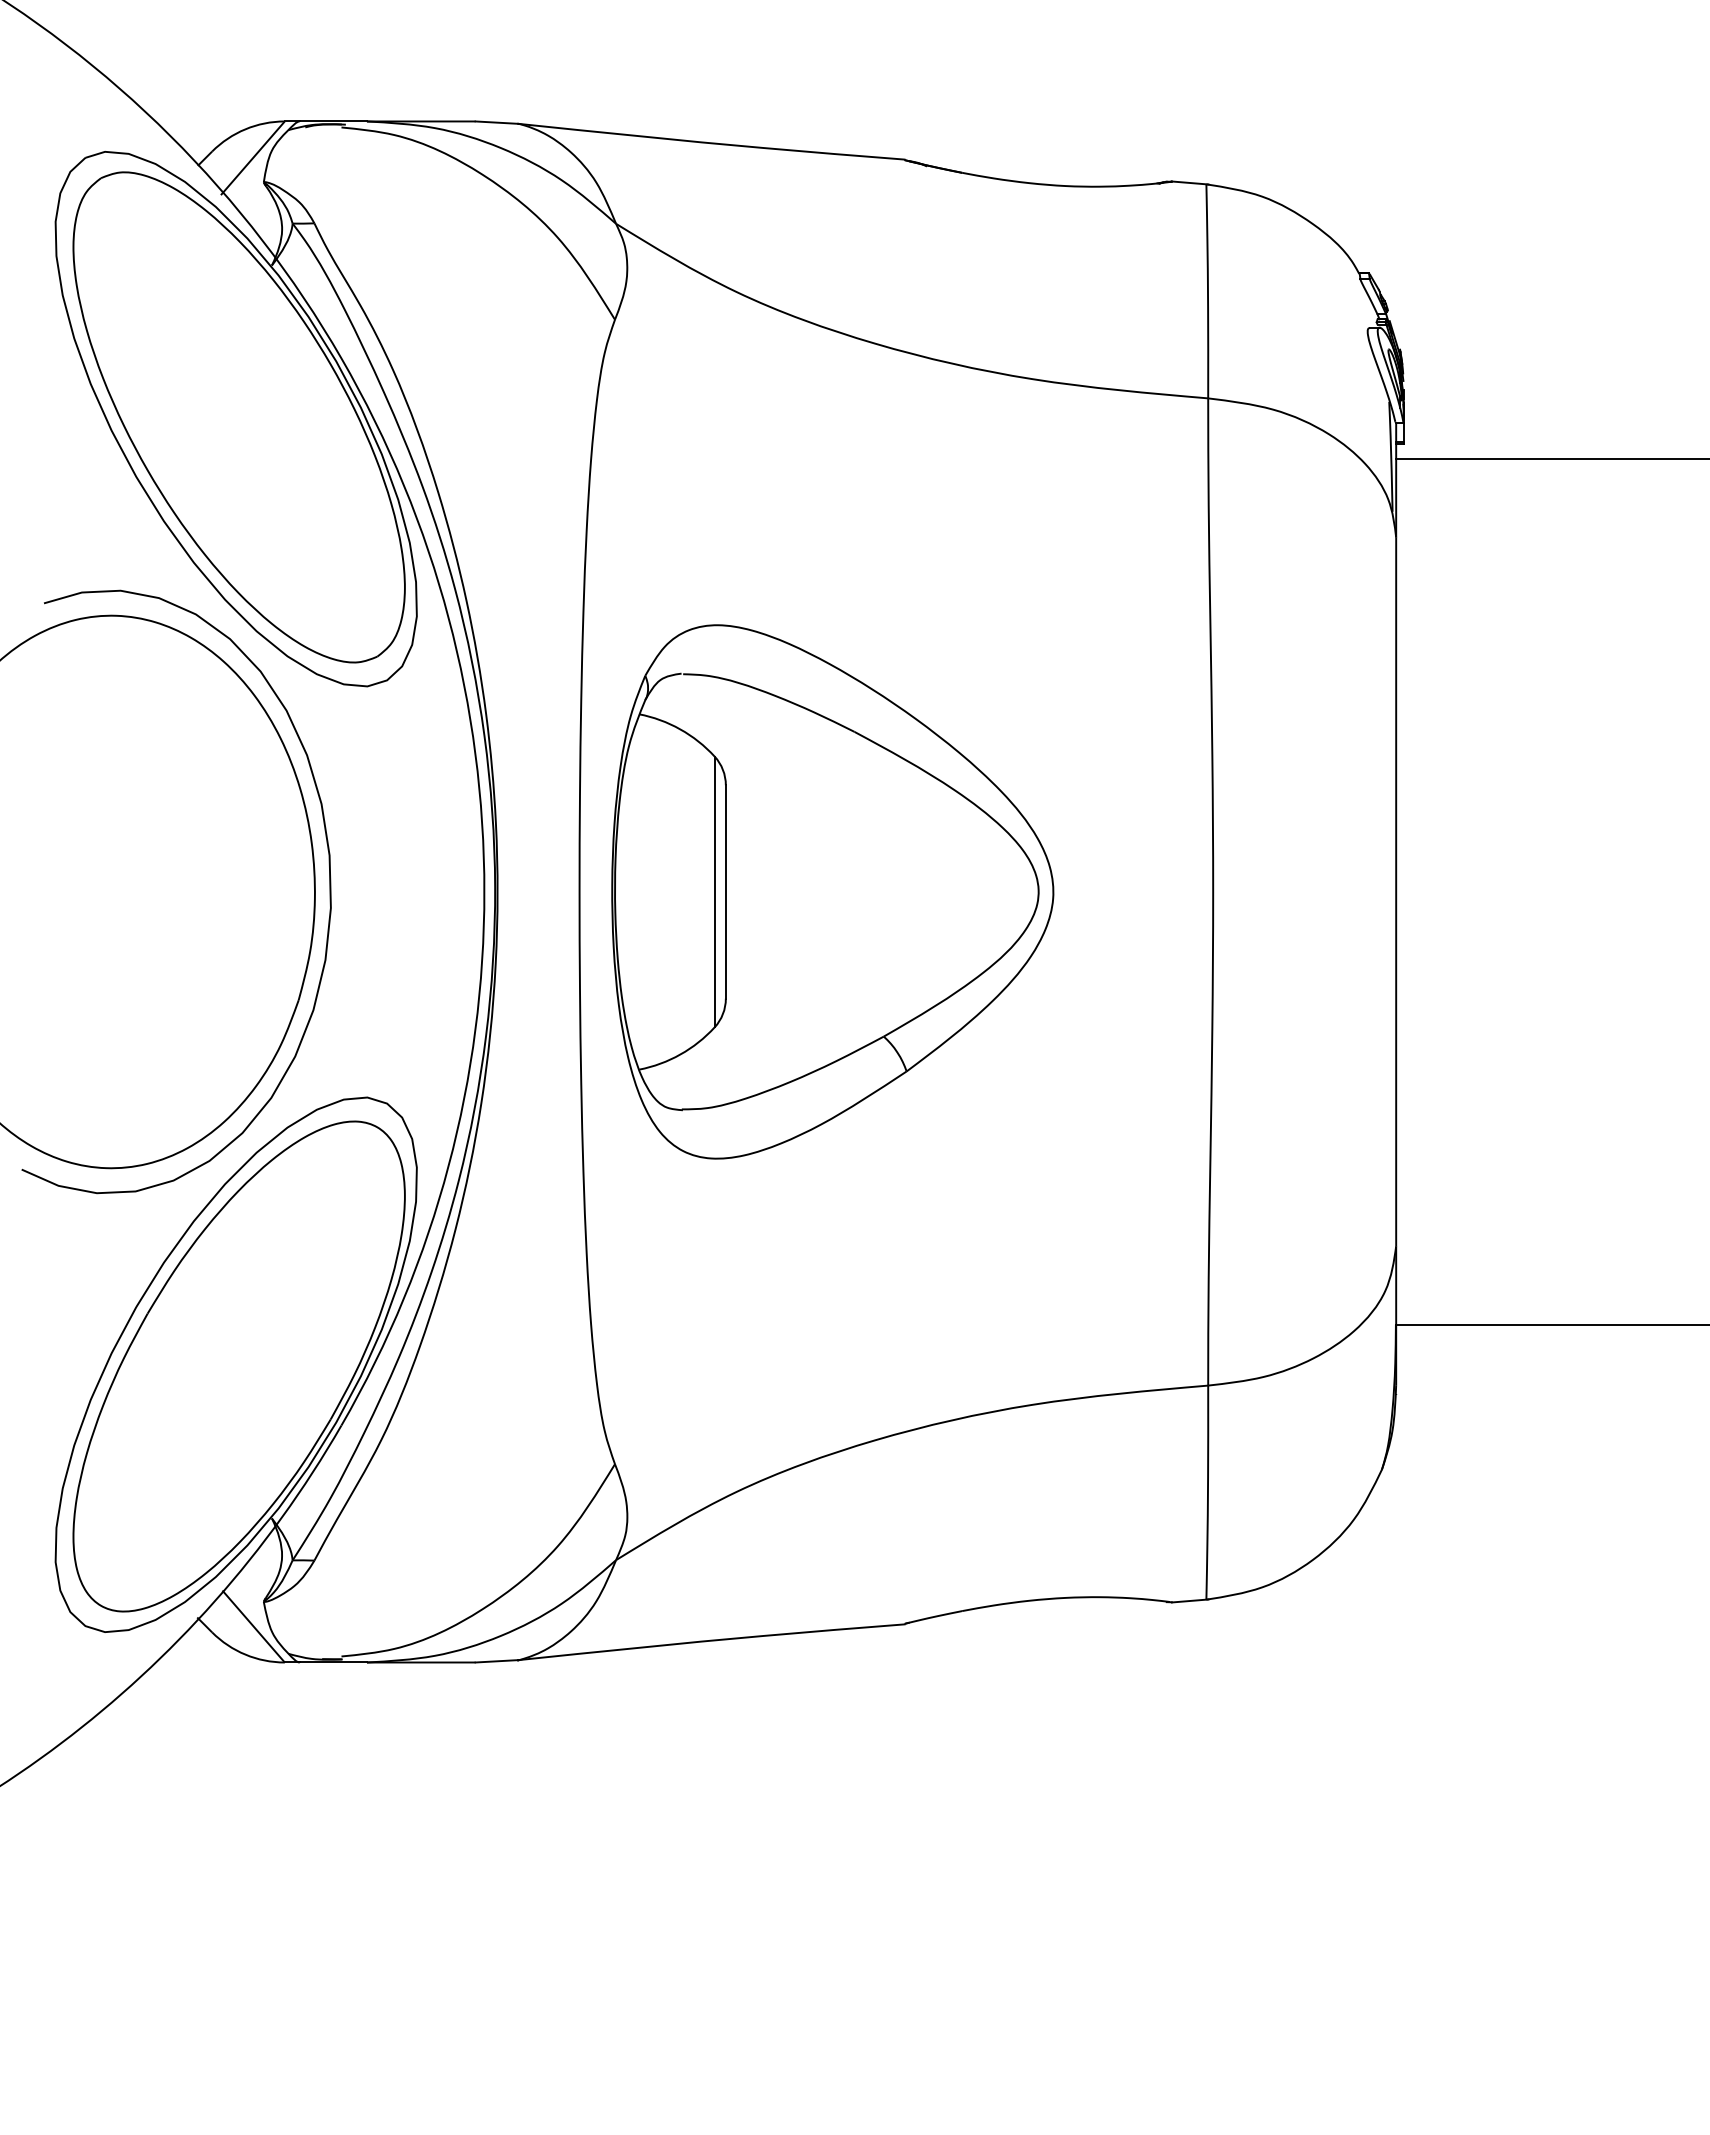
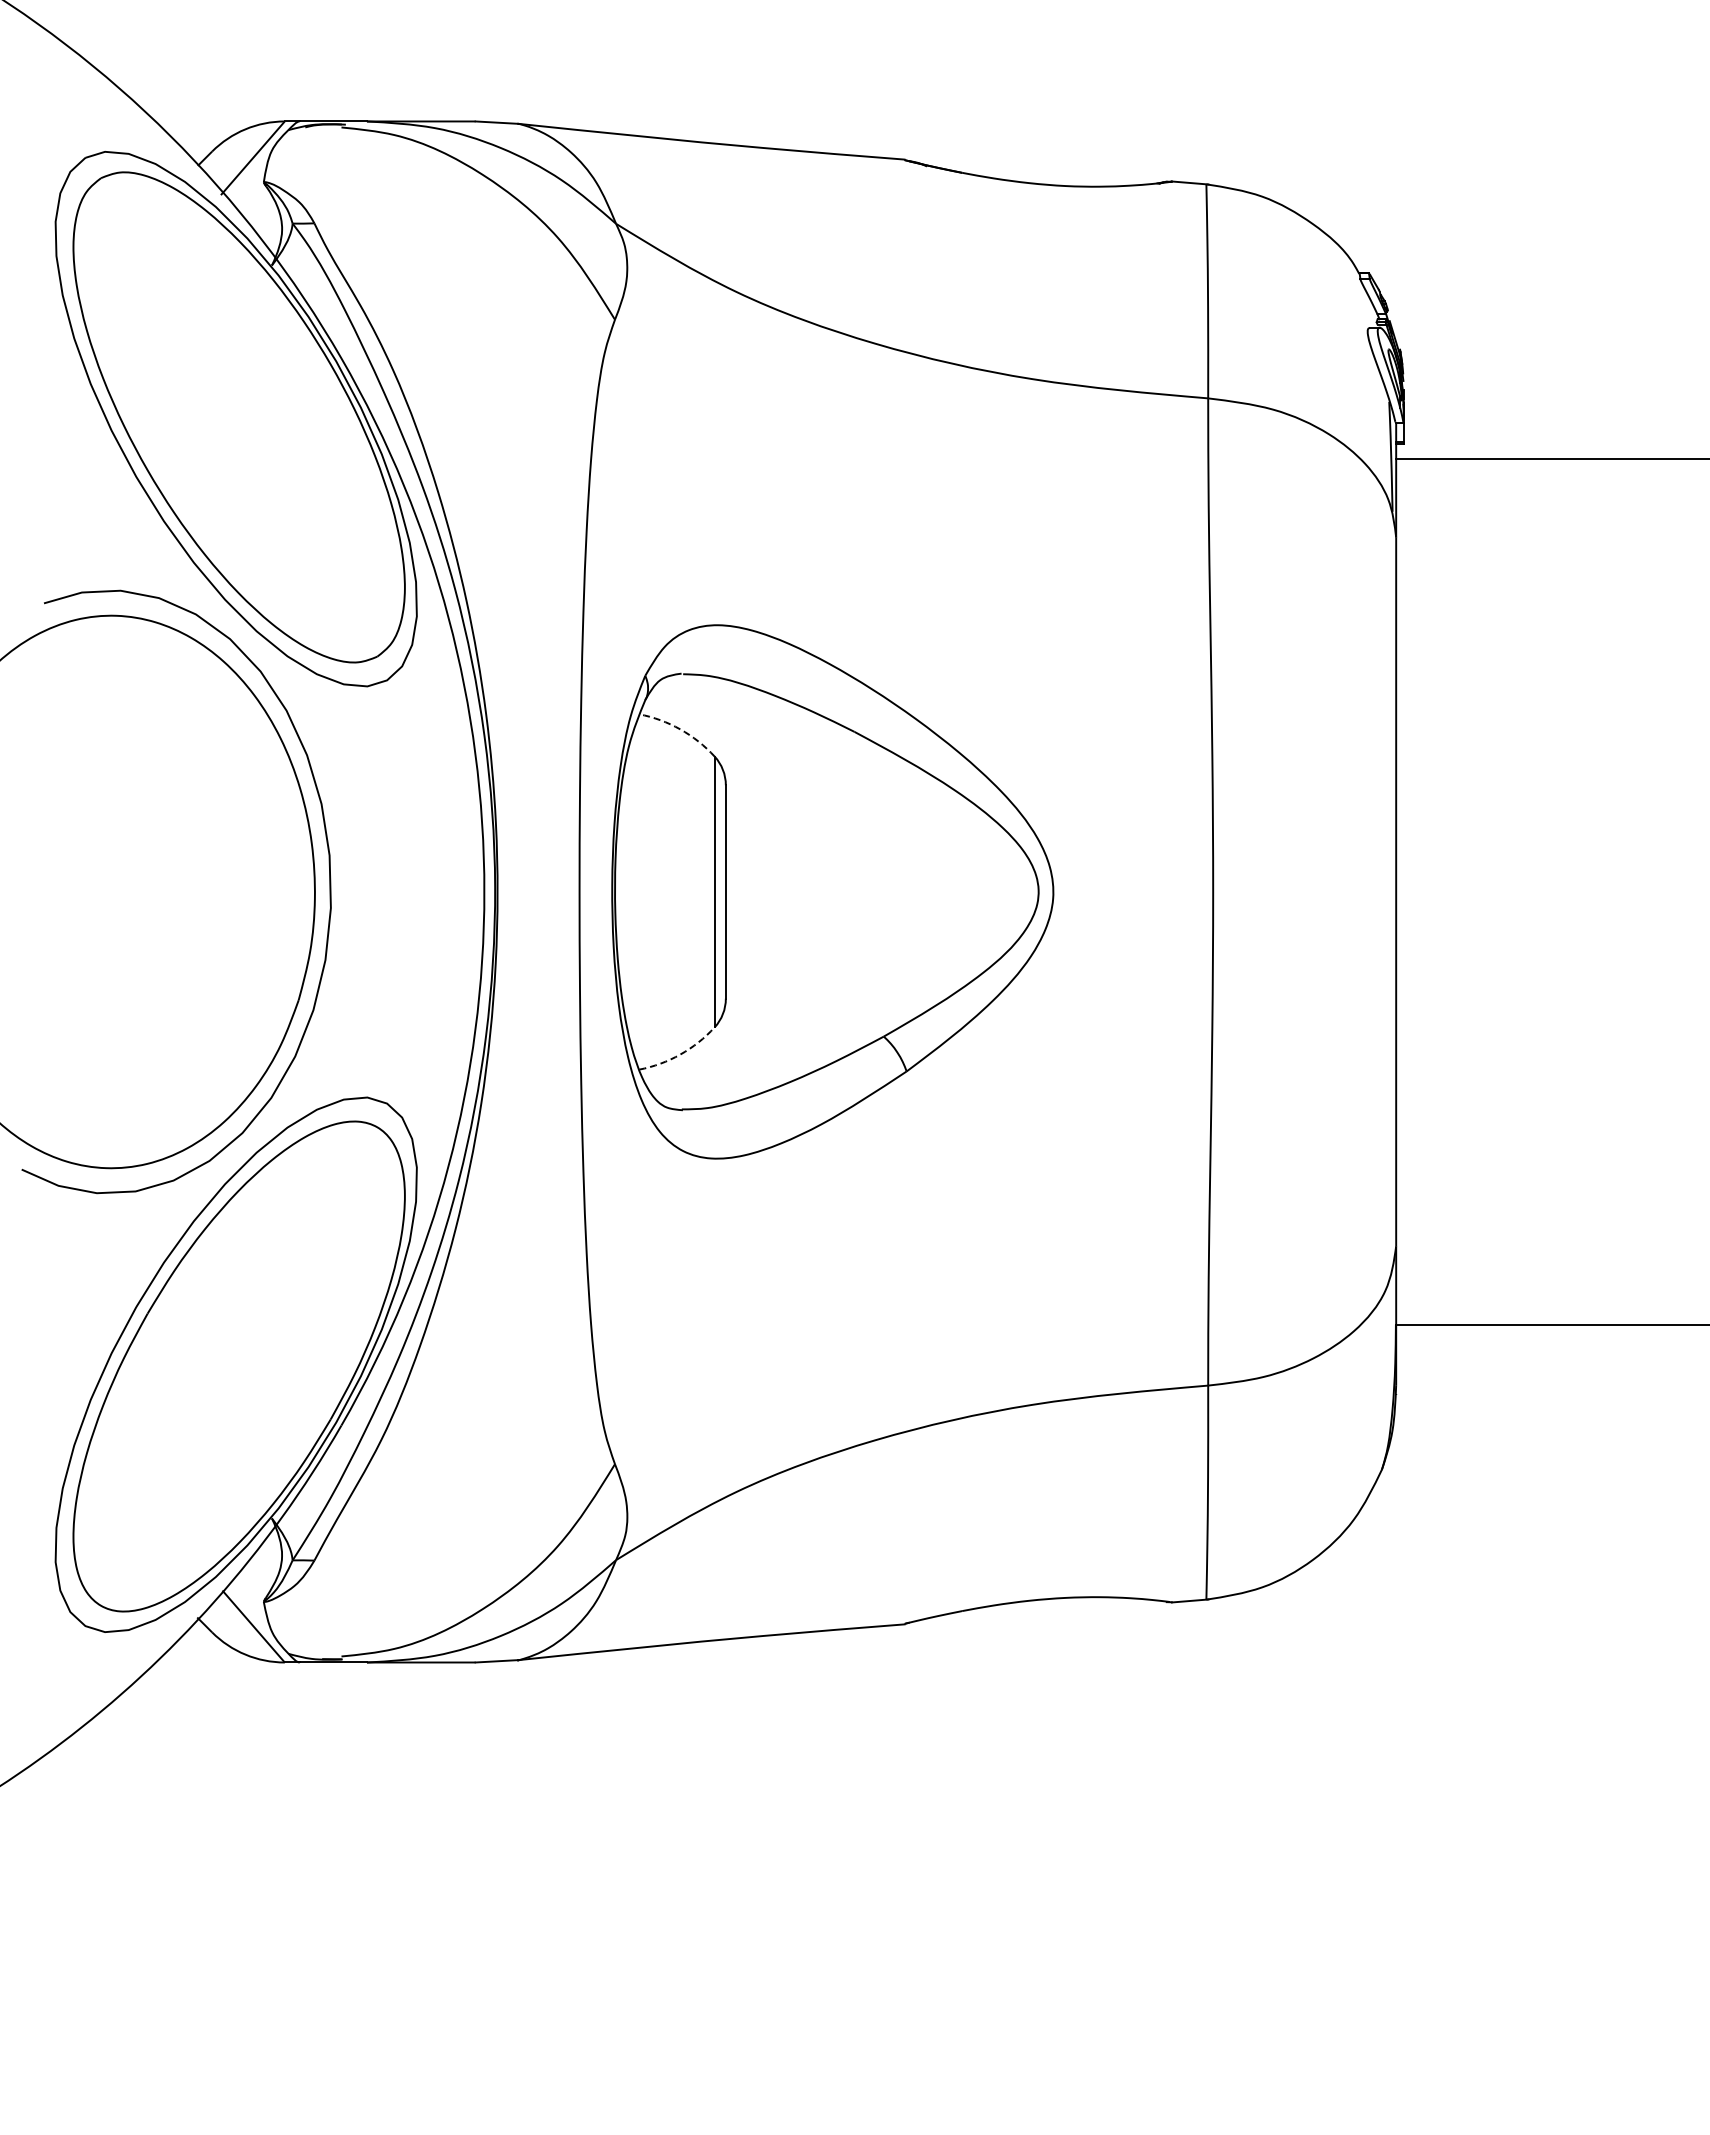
arc: solid -> dashed (680, 729)
arc: solid -> dashed (680, 1054)
